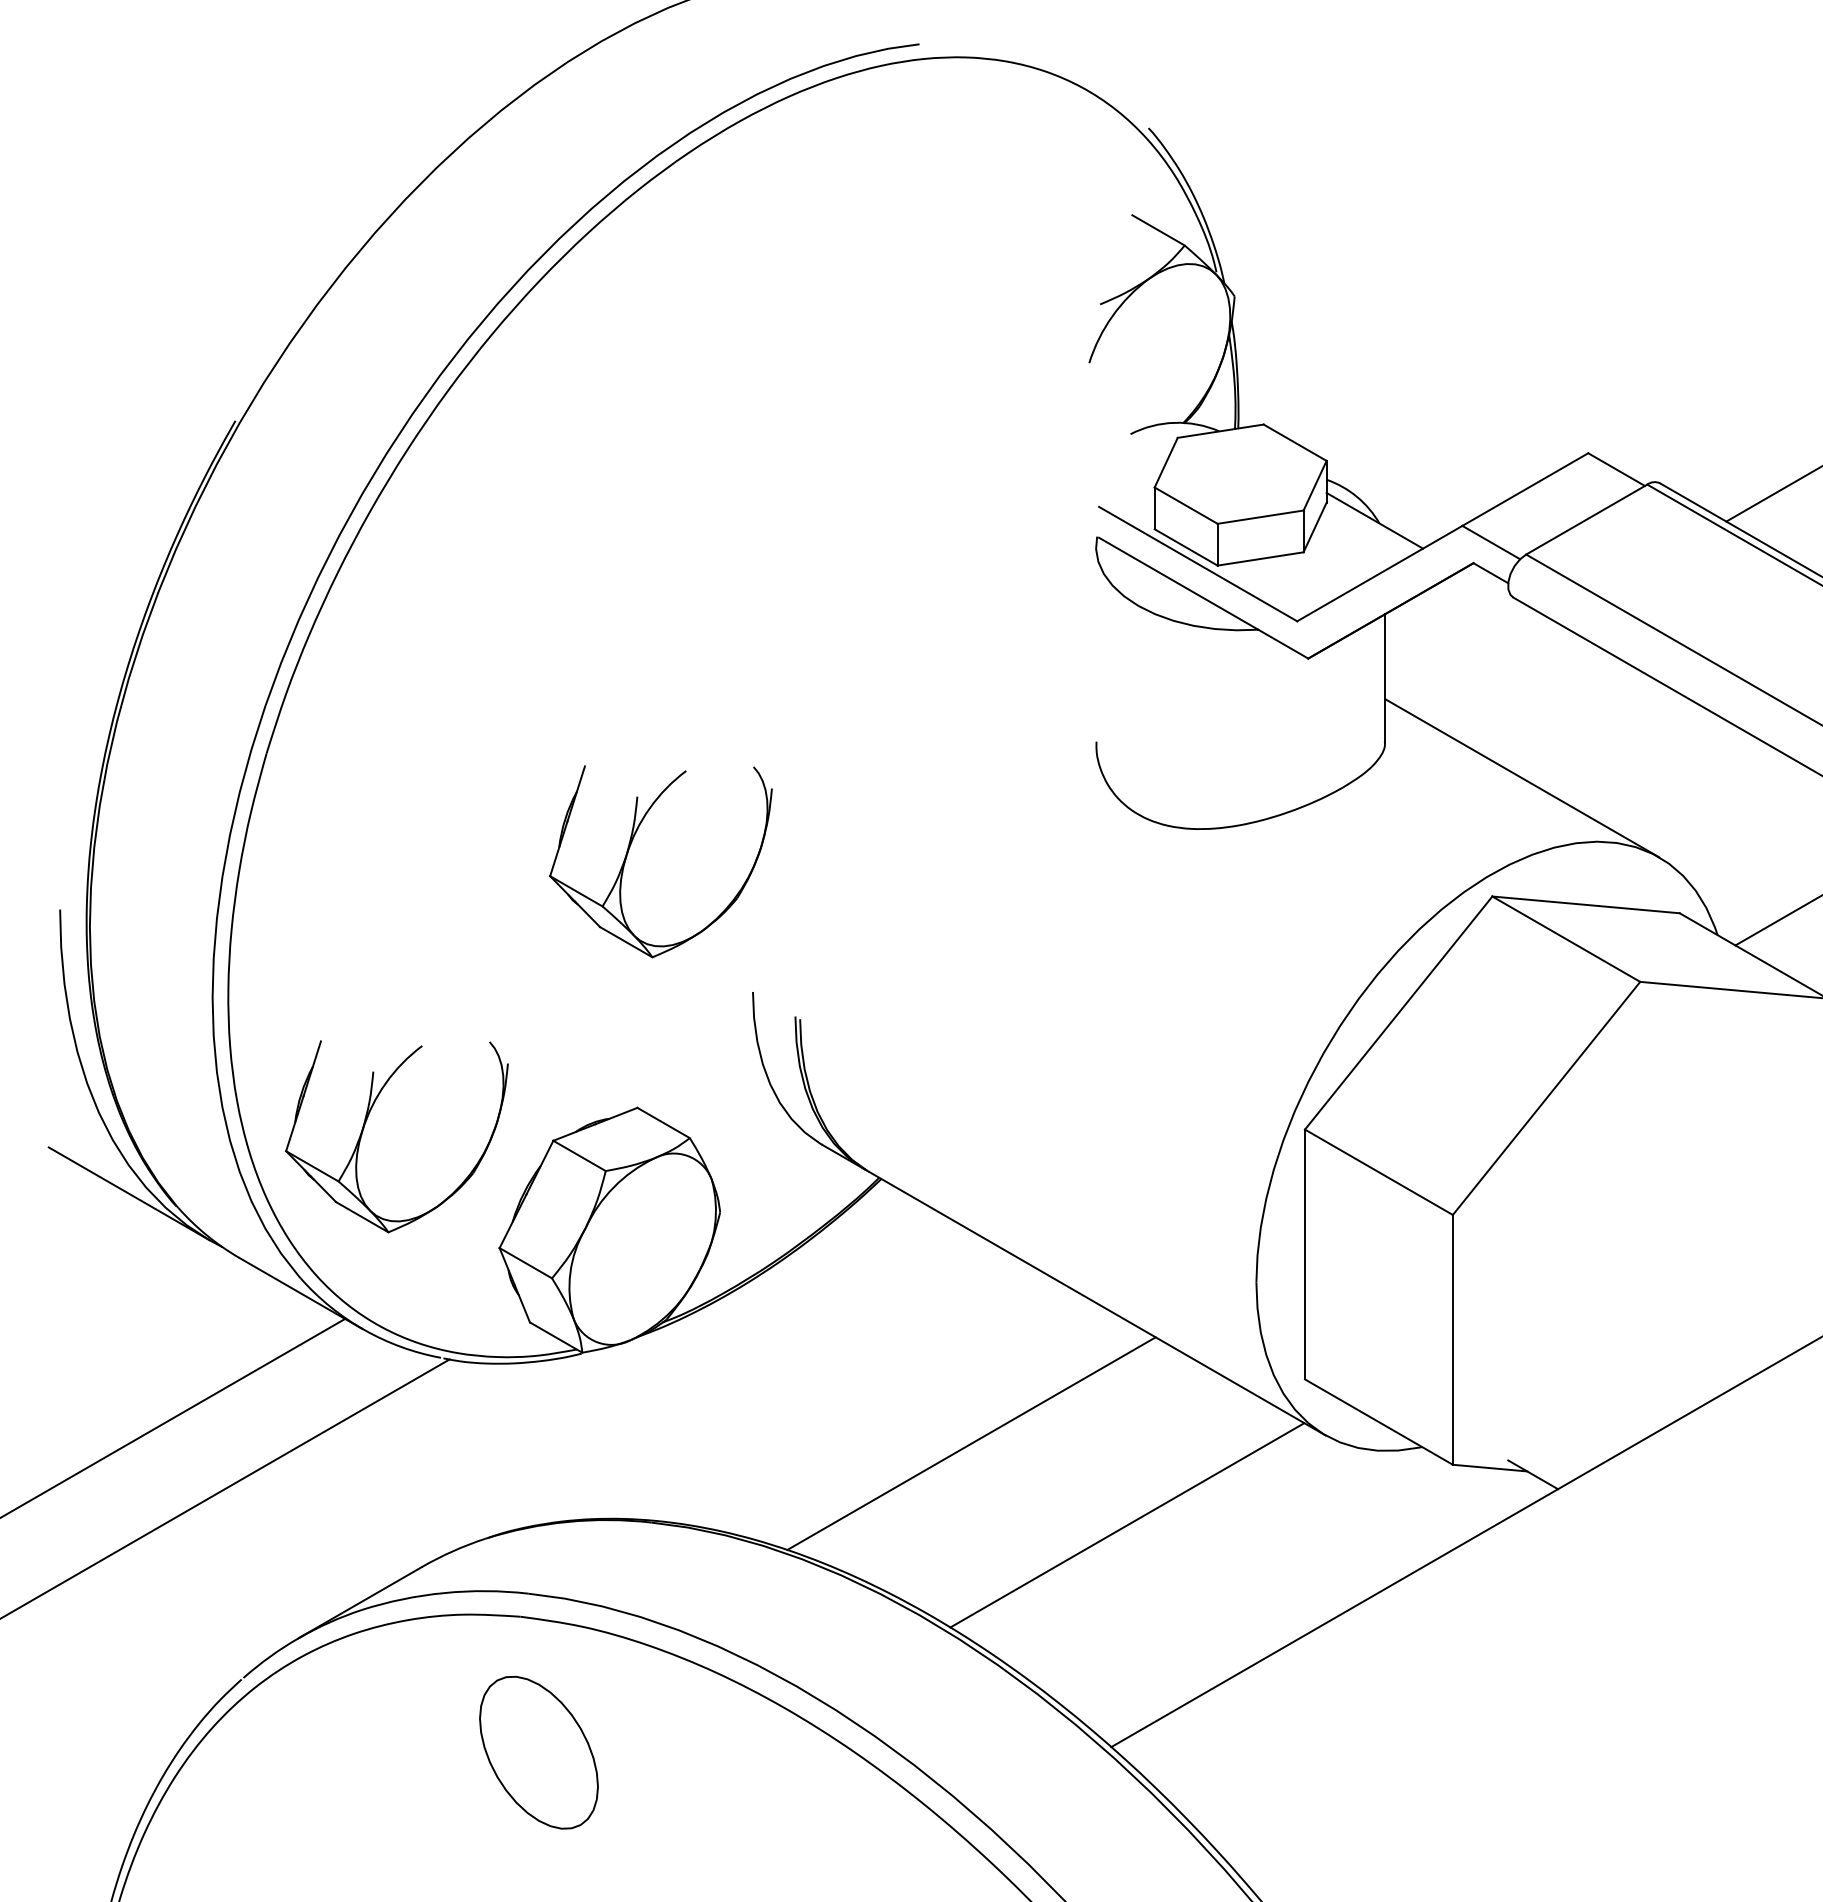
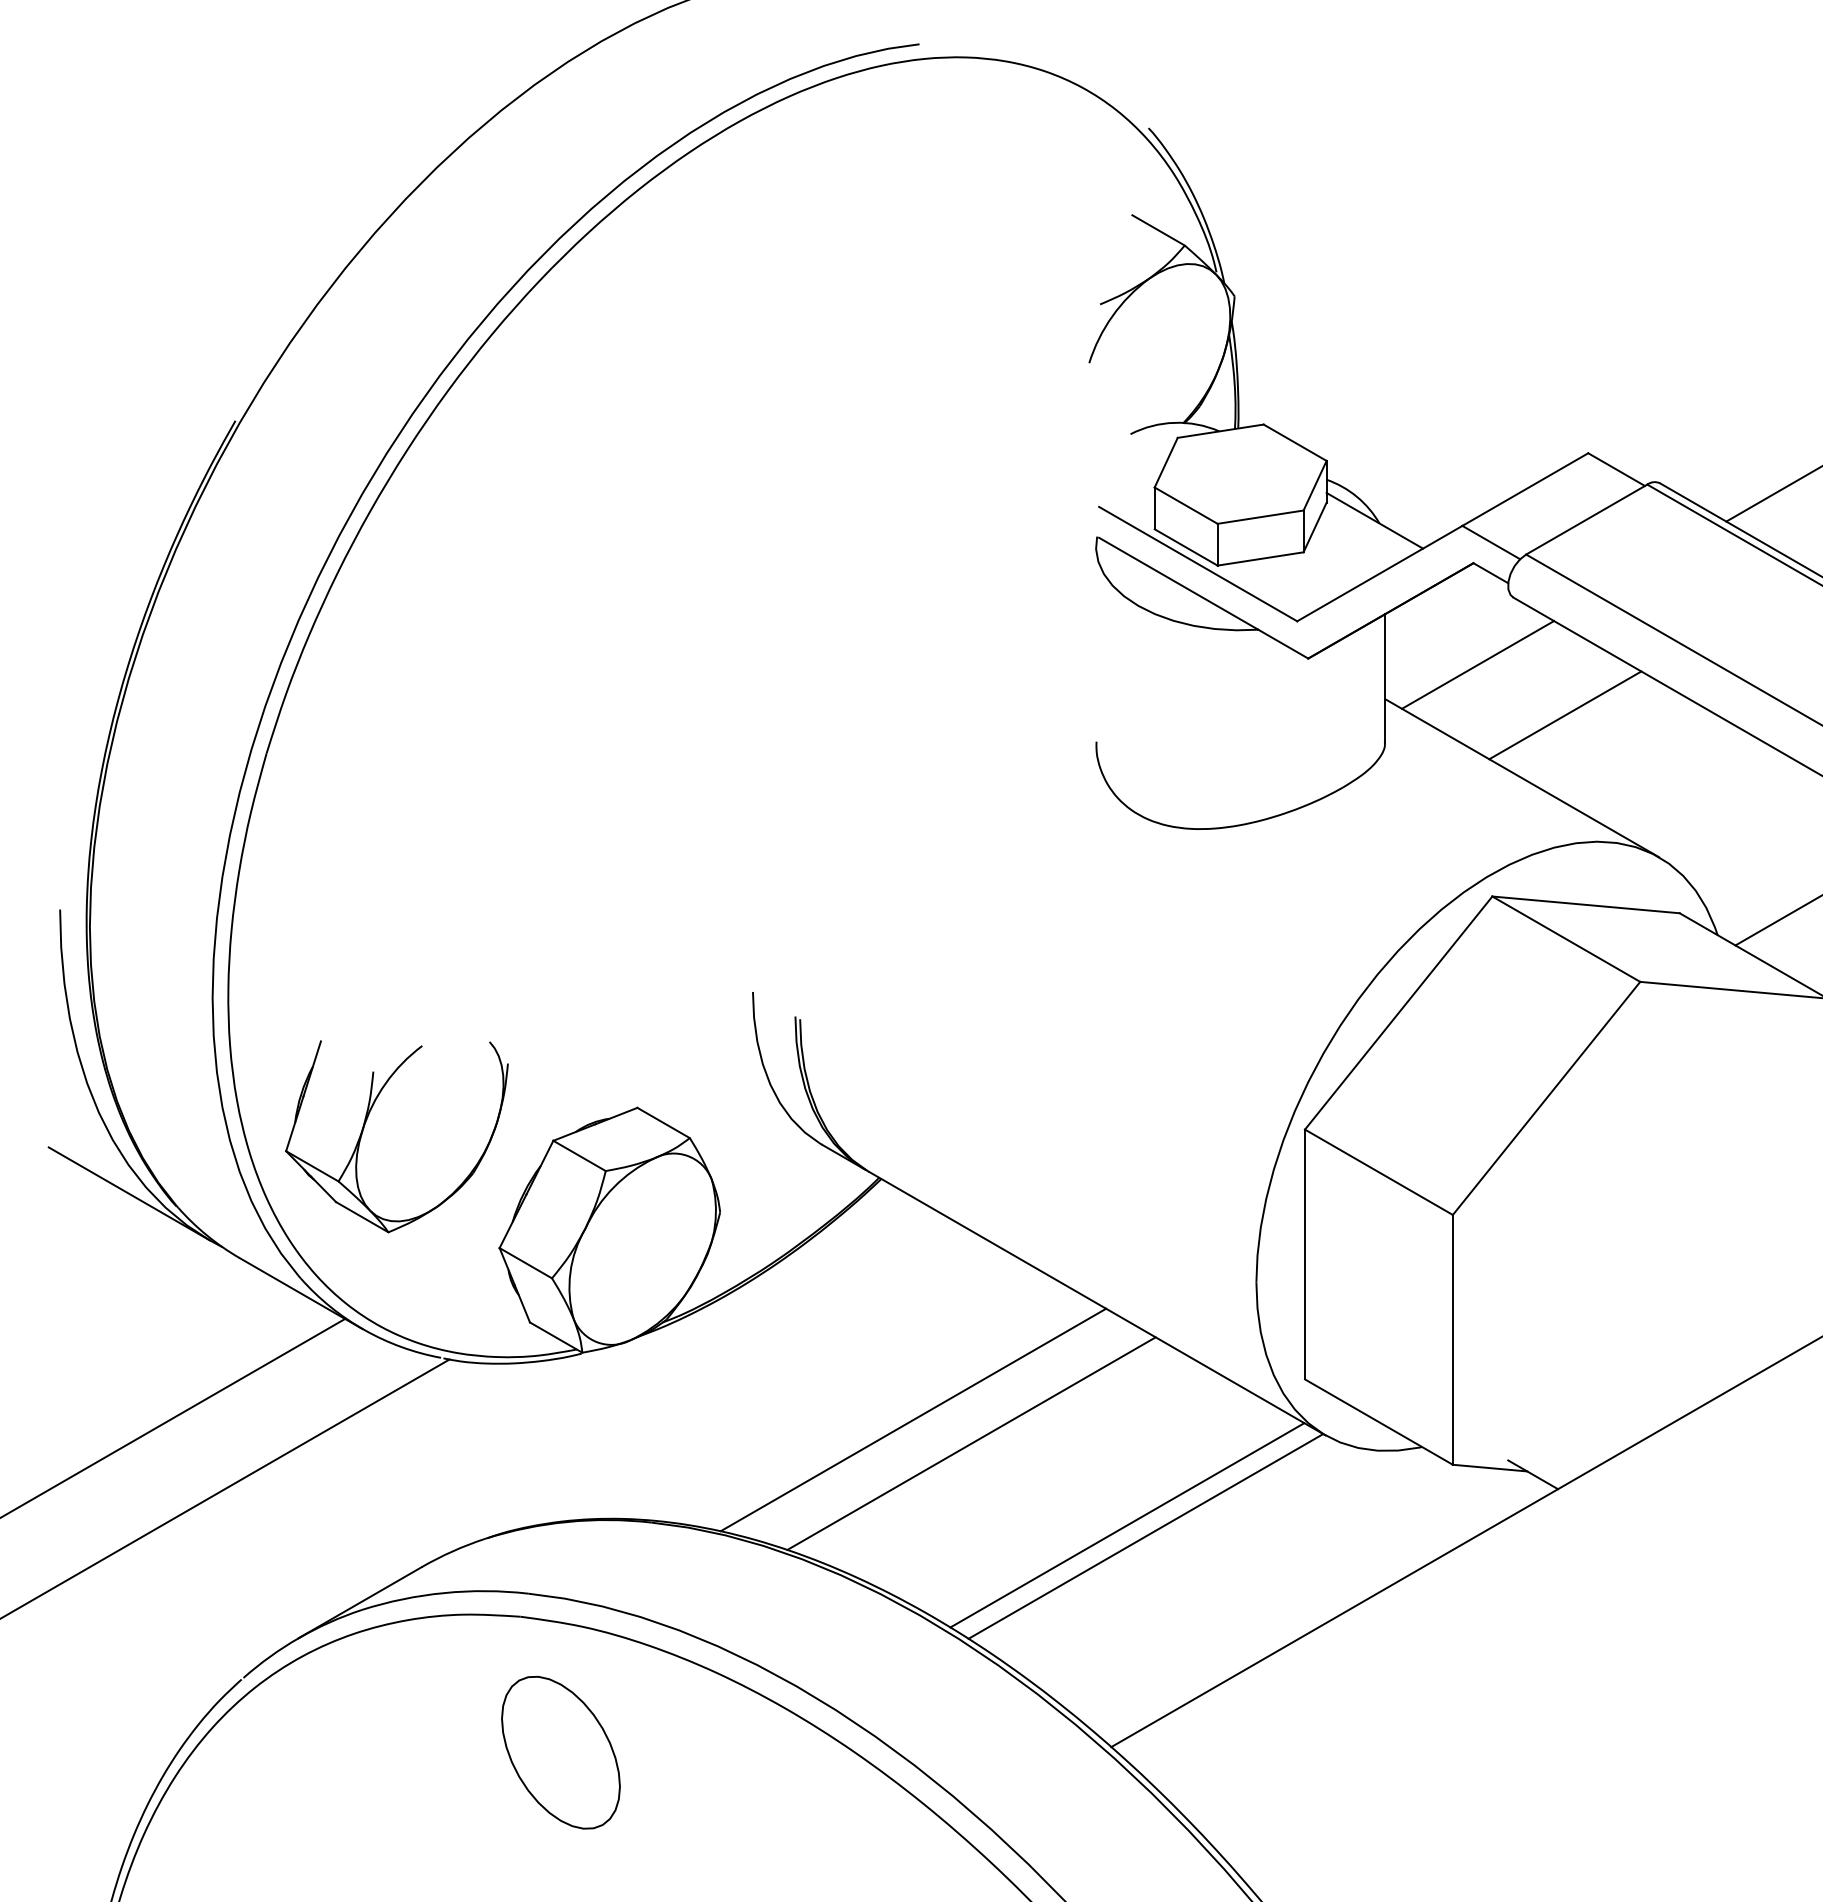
line: none -> present (1478, 664)
line: none -> present (1565, 715)
part: present -> none (629, 850)
line: none -> present (913, 1419)
line: none -> present (1145, 1536)
part position: (538, 1752) -> (560, 1752) (560, 1752)
